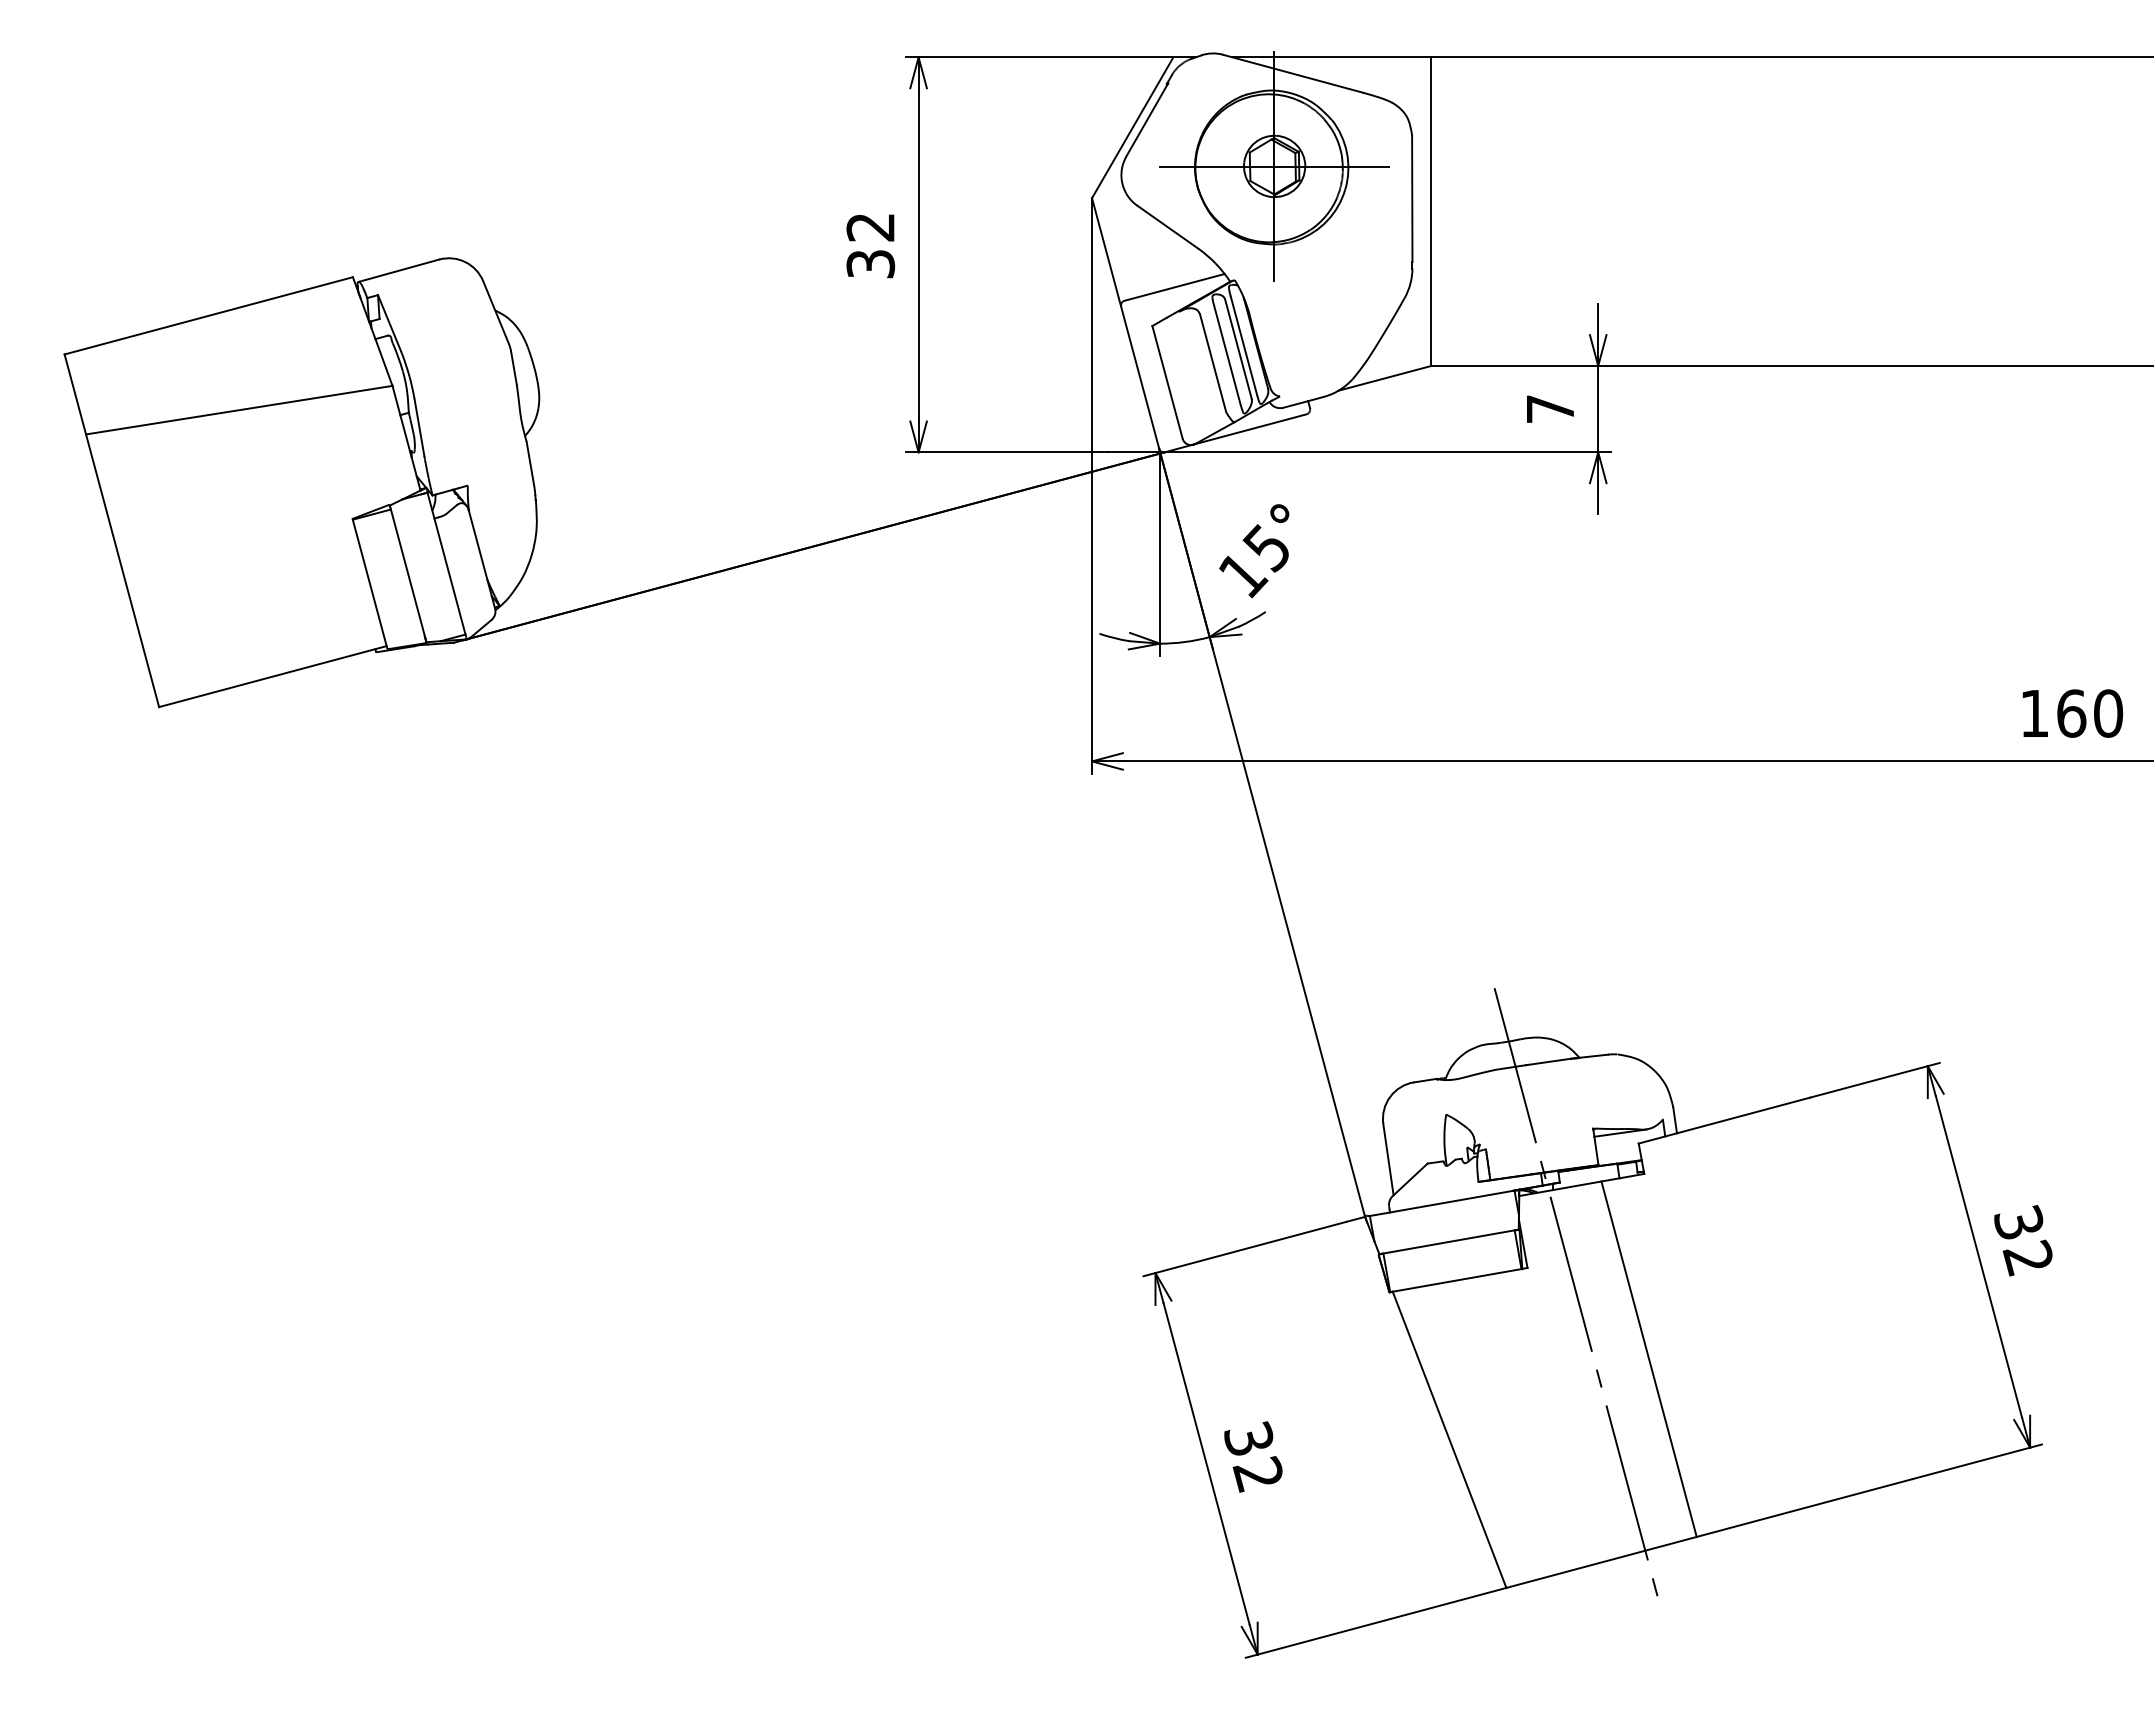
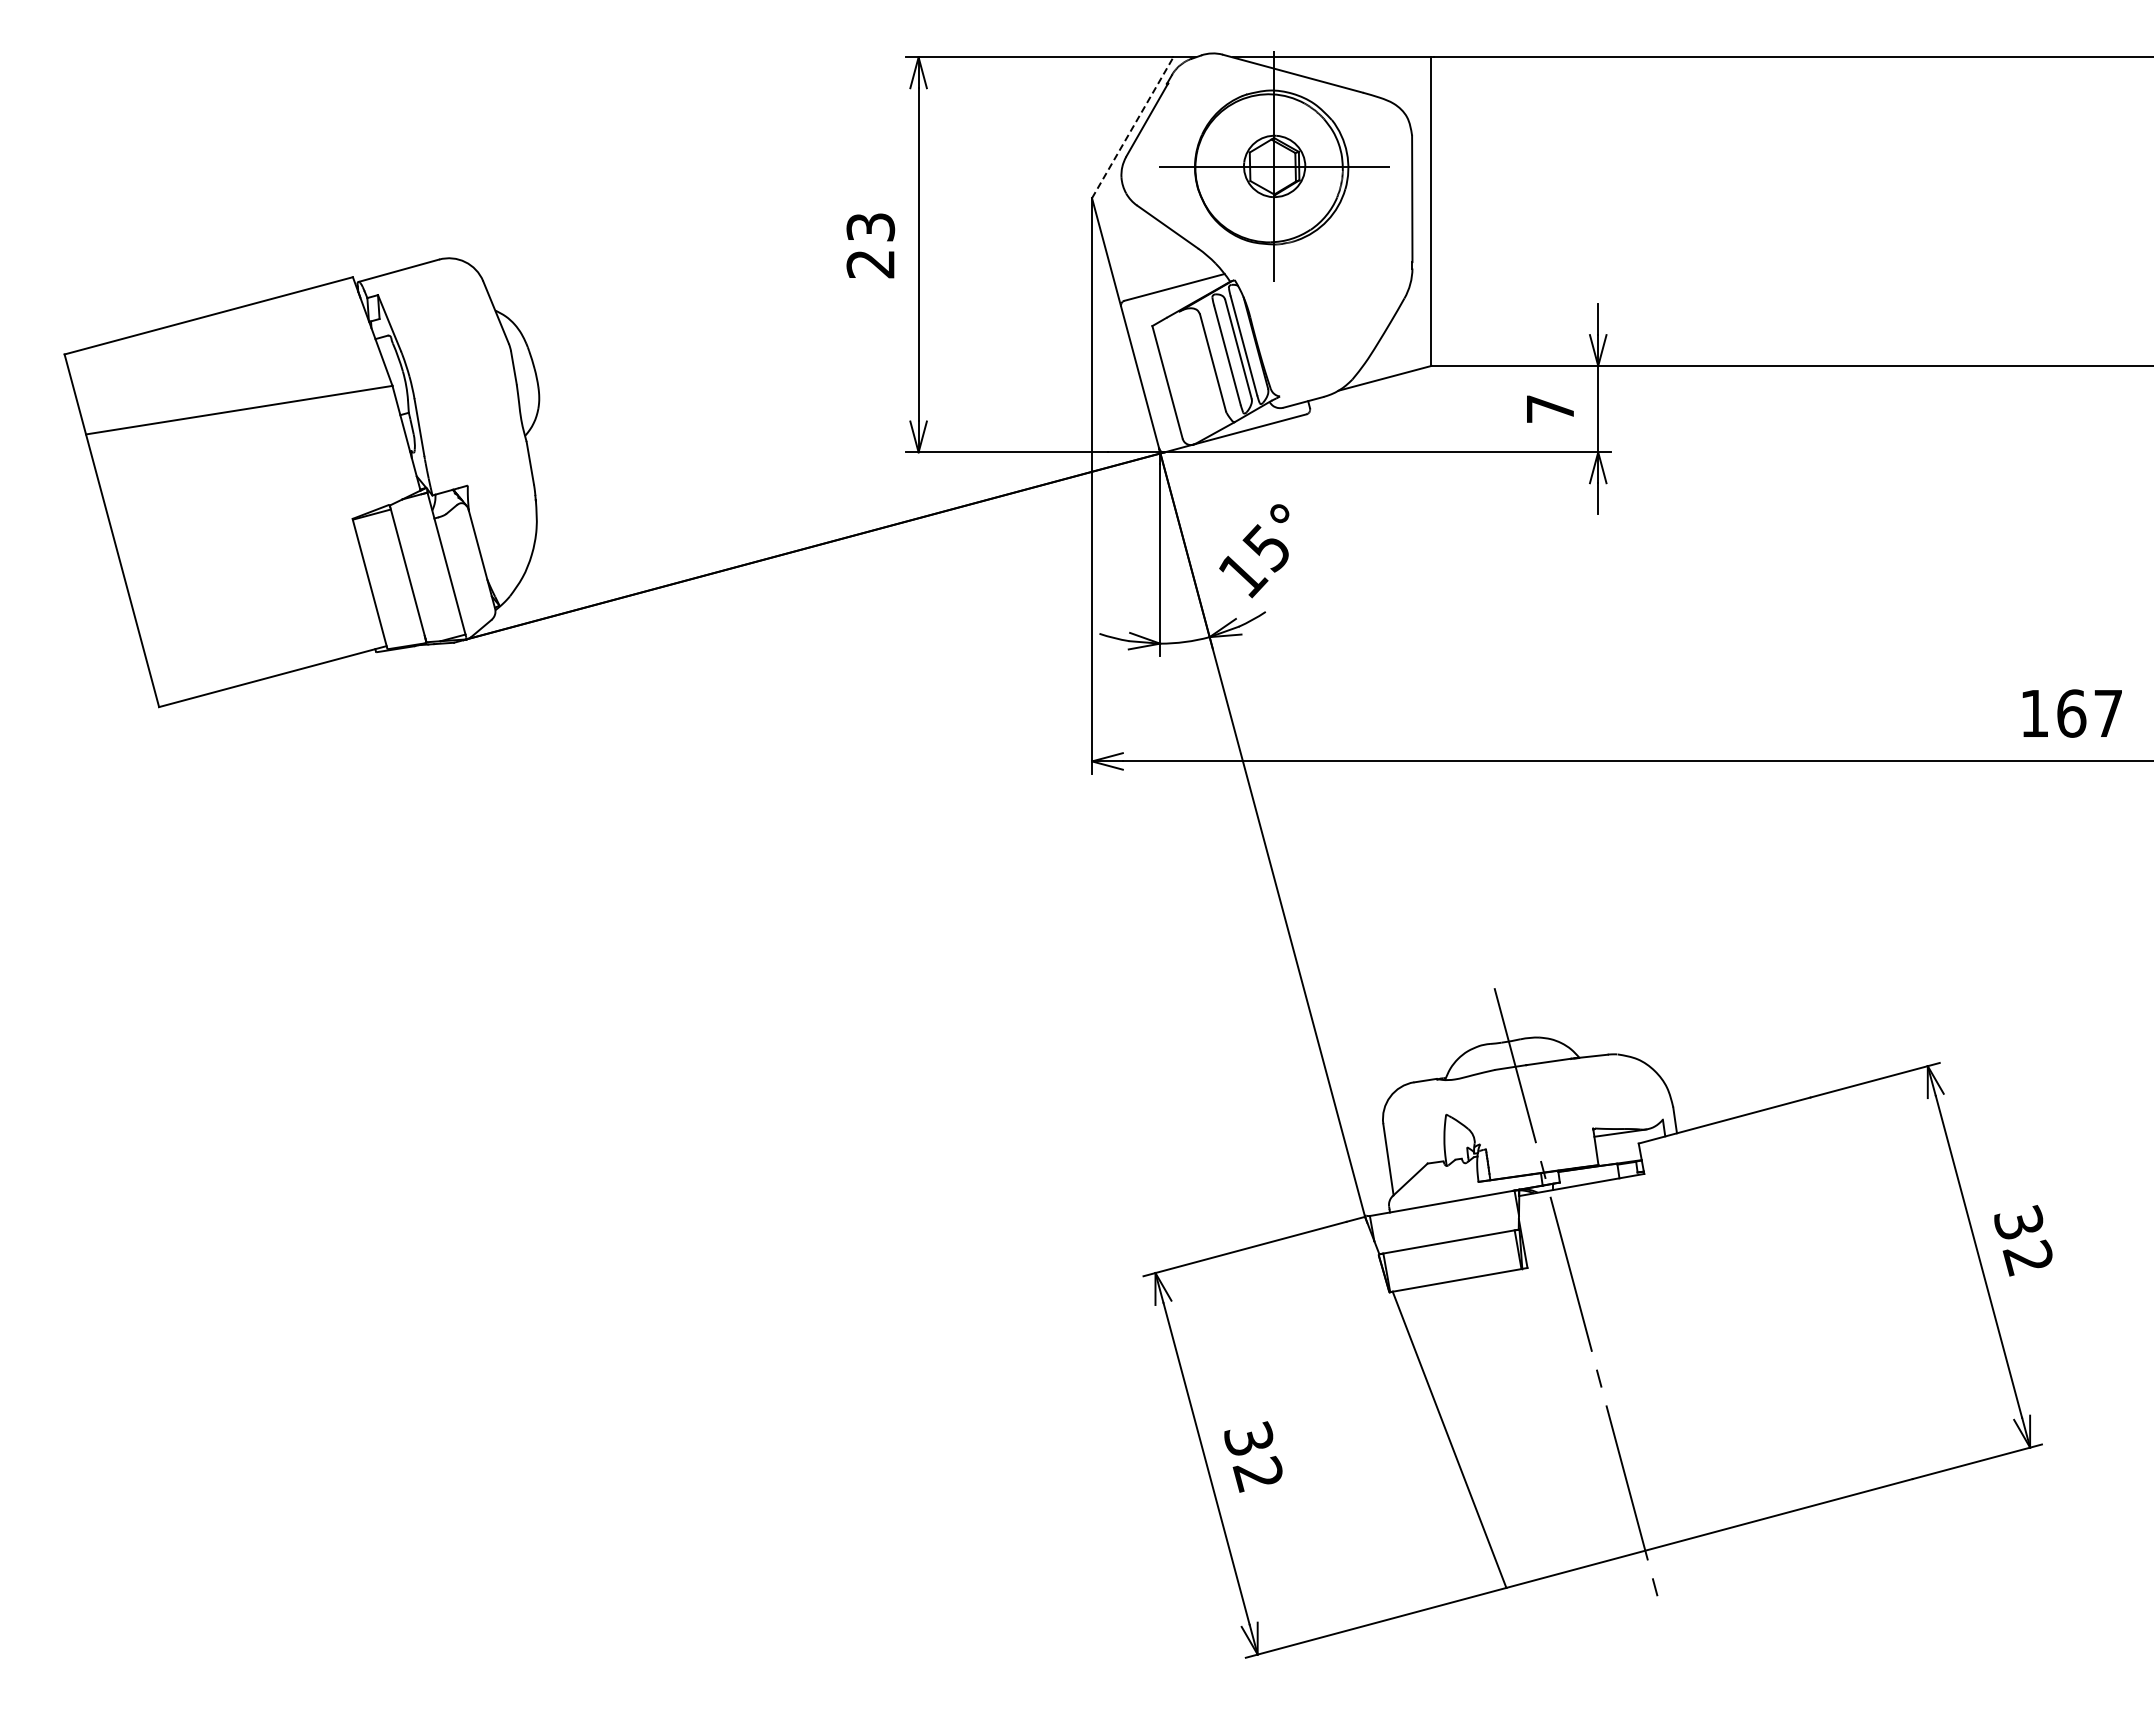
line: solid -> dashed (1132, 127)
text: 32 -> 23 (870, 245)
text: 160 -> 167 (2108, 713)
line: present -> none (1648, 1358)
